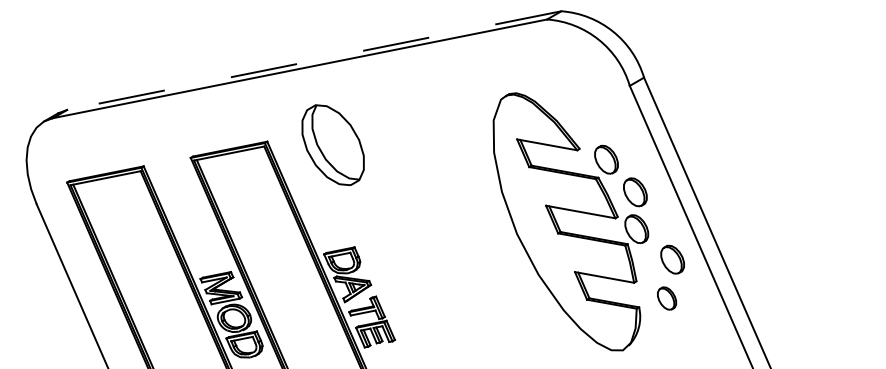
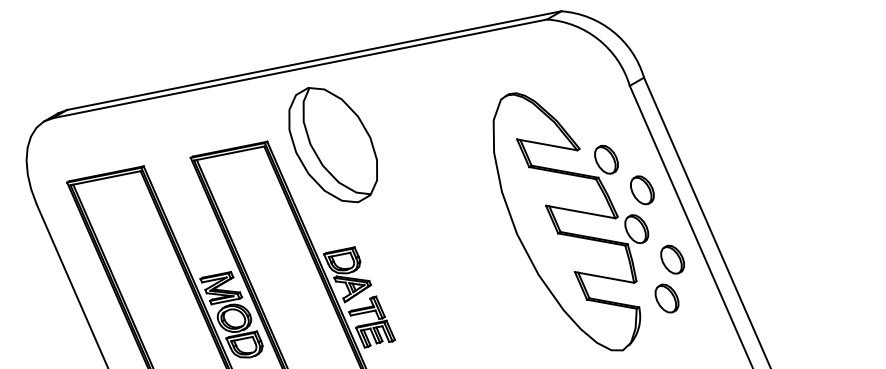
line: dashed -> solid (314, 60)
part size: 64x83 px -> 90x117 px (332, 145)
part position: (635, 192) -> (642, 190) (642, 190)
part size: 21x25 px -> 26x31 px (666, 298)
